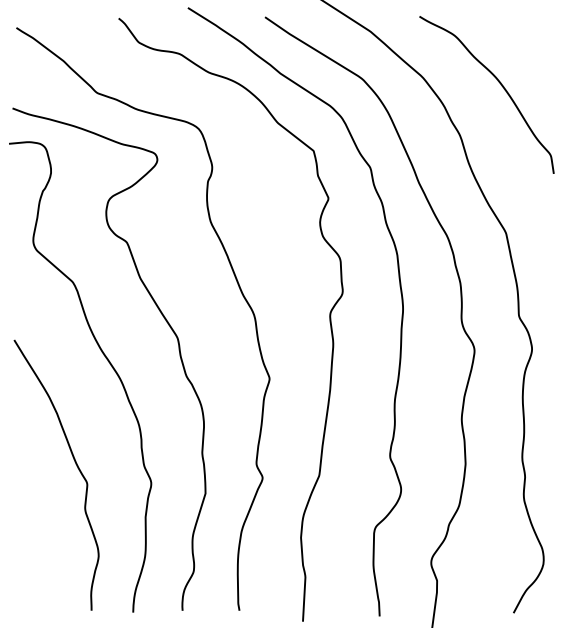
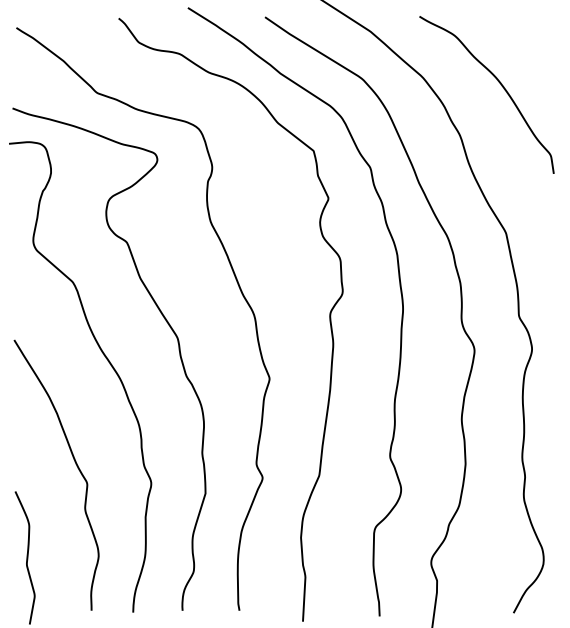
curve: none -> present (26, 557)
